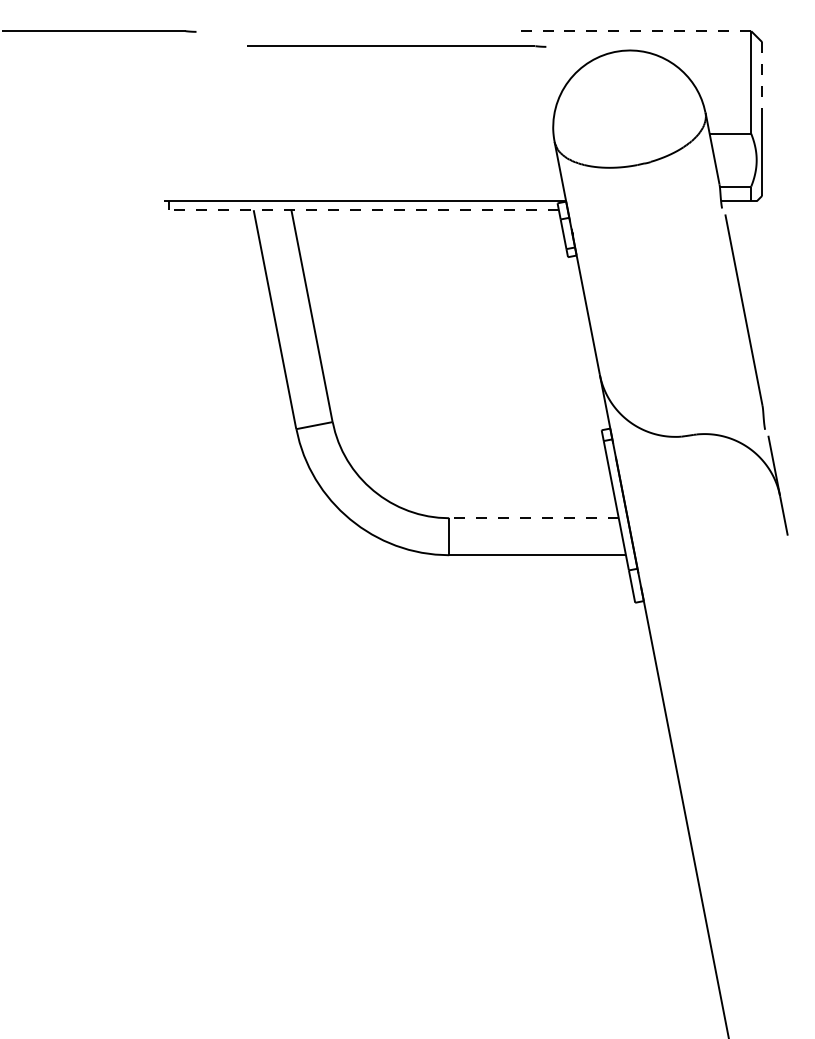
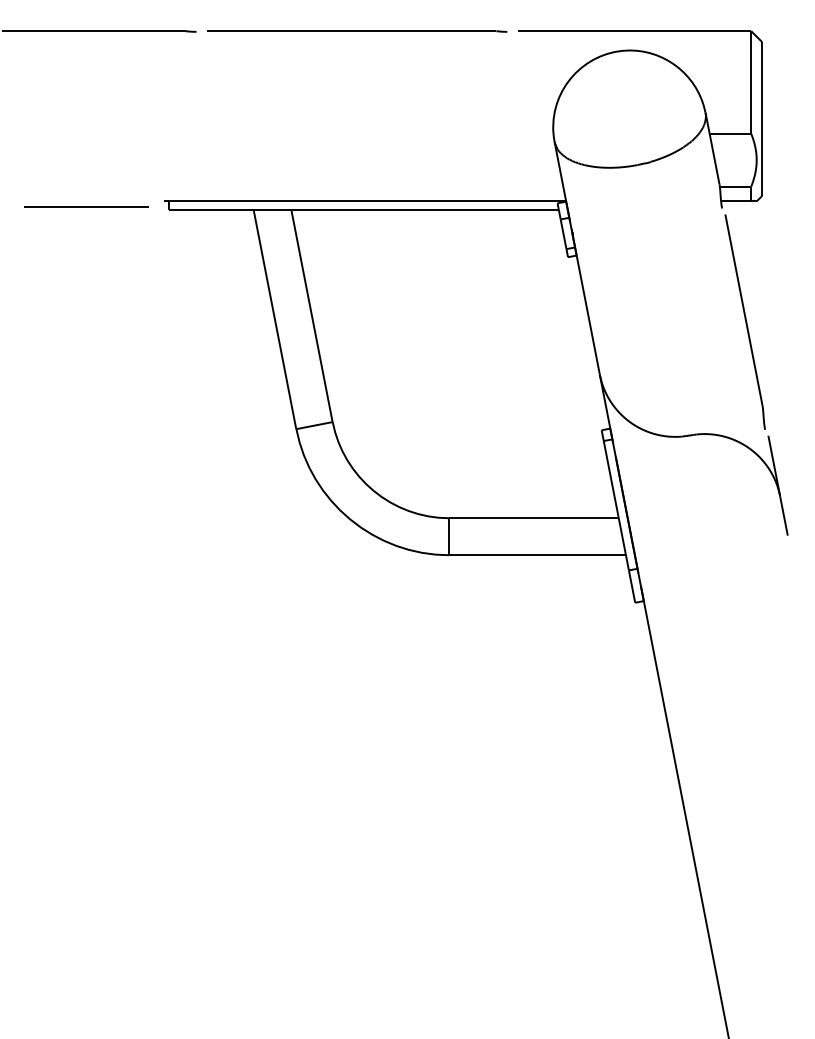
line: dashed -> solid (634, 31)
line position: (396, 46) -> (357, 31) (357, 31)
line: dashed -> solid (762, 80)
line: none -> present (86, 206)
line: dashed -> solid (363, 210)
line: dashed -> solid (533, 518)
